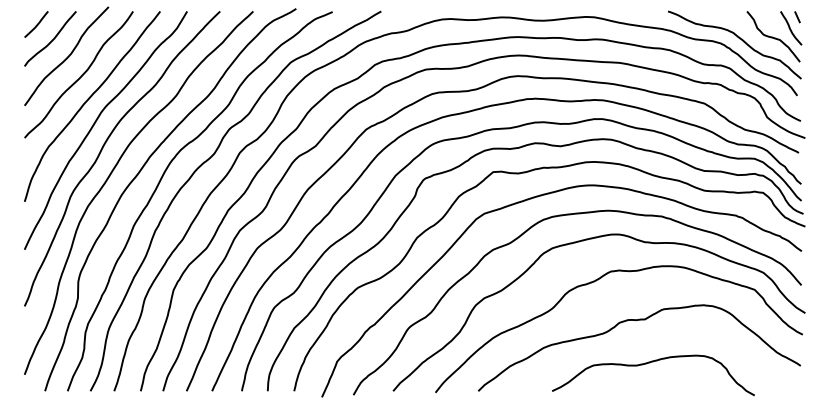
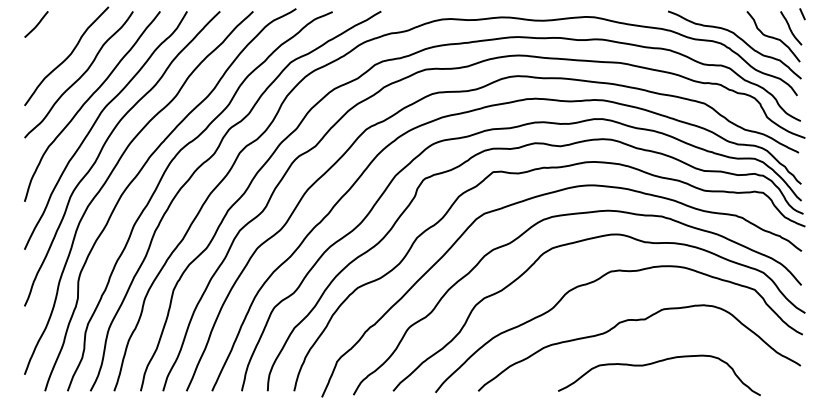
line position: (797, 17) -> (802, 14) (802, 14)
curve: present -> none (52, 39)
curve position: (650, 363) -> (656, 363) (656, 363)
